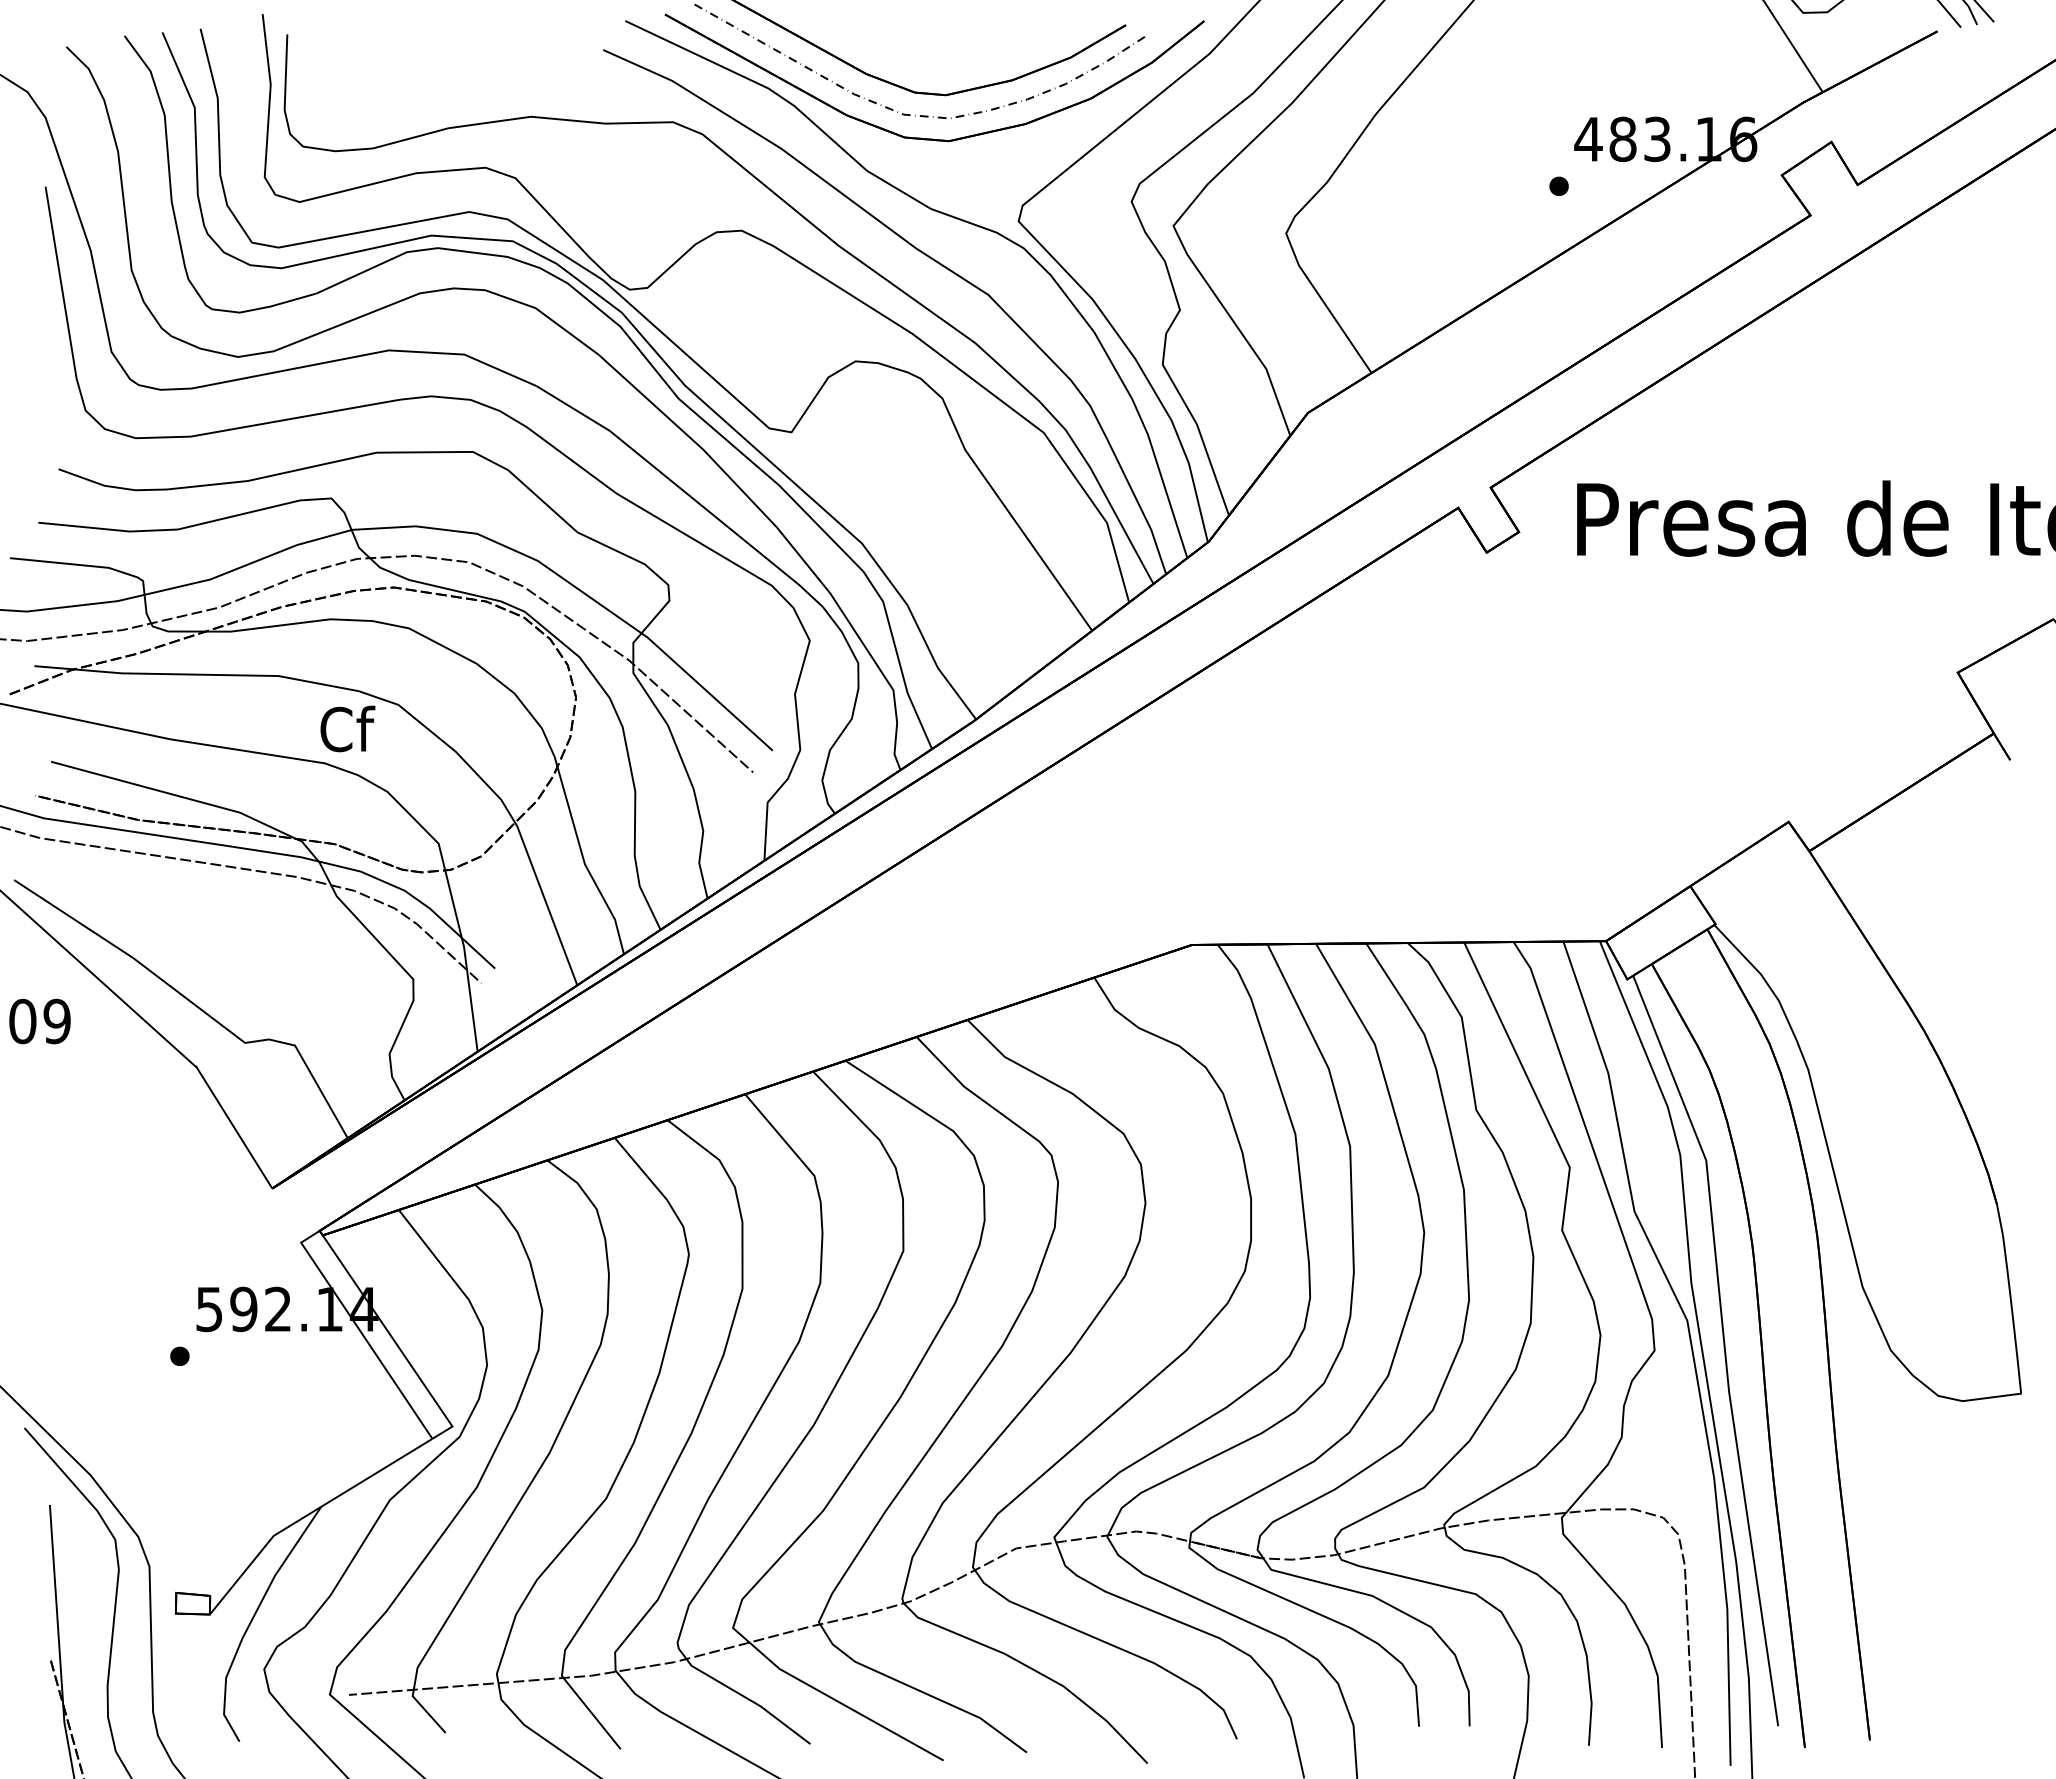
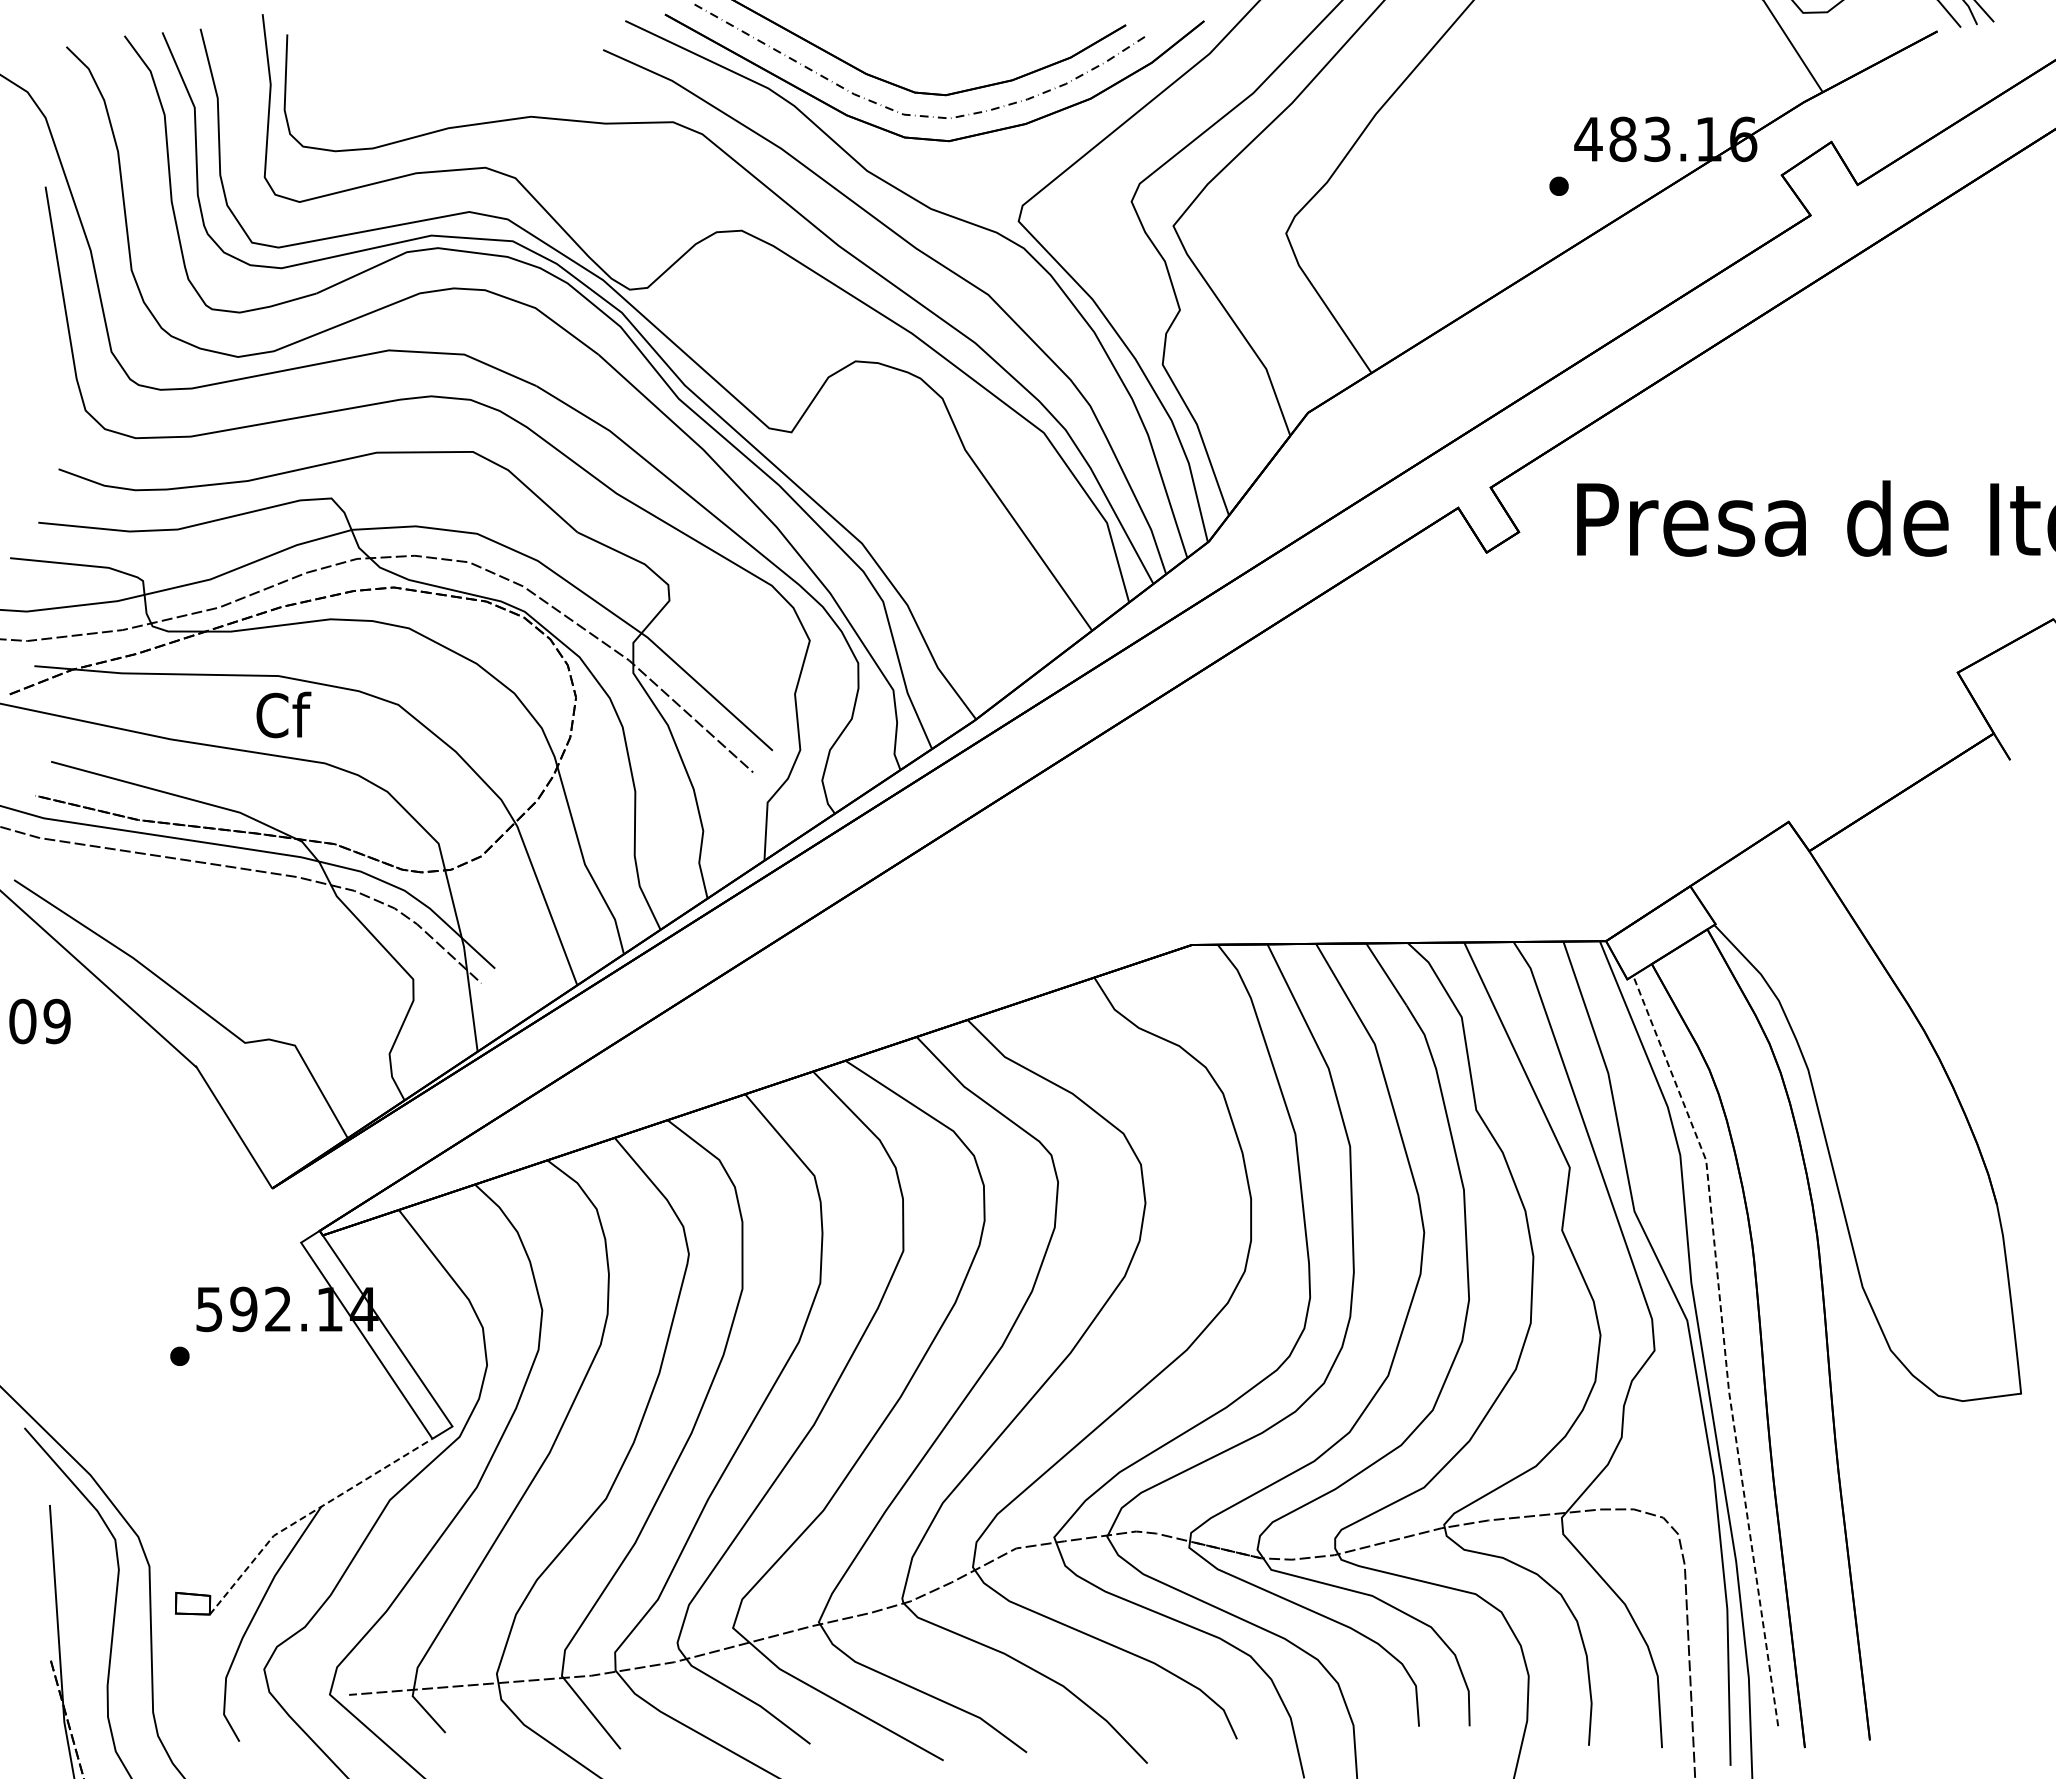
text position: (347, 728) -> (283, 714) (283, 714)
line: solid -> dashed (1724, 1345)
line: solid -> dashed (309, 1514)
